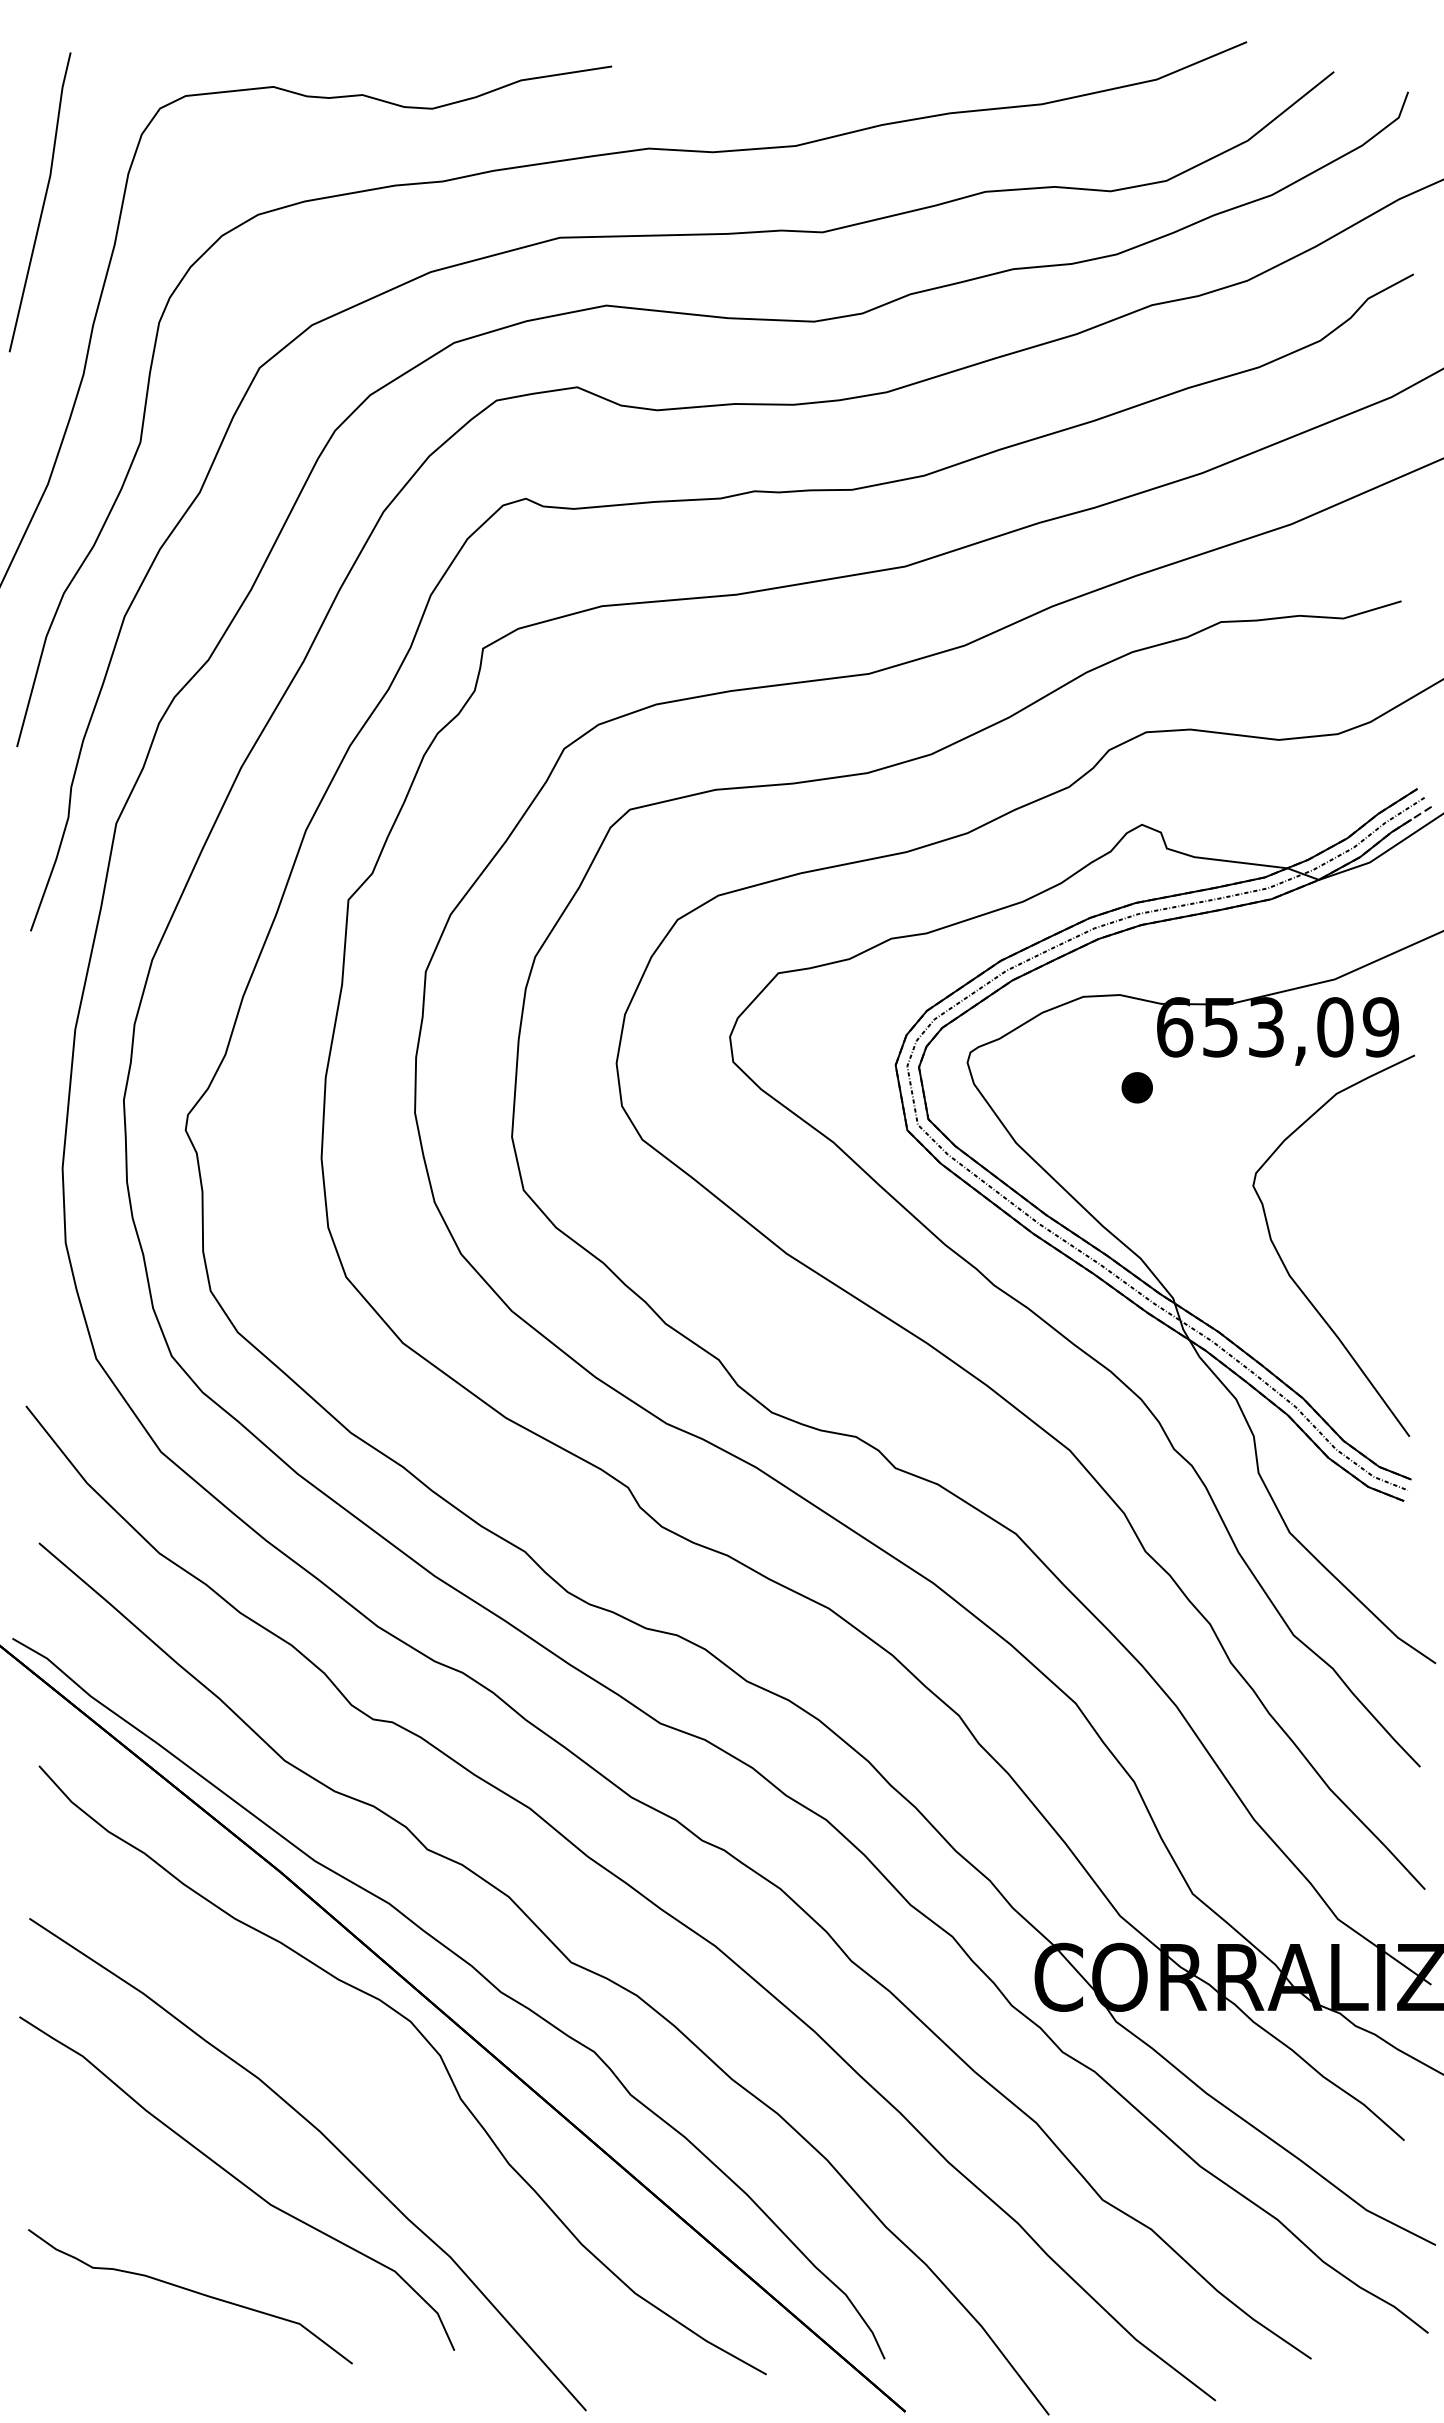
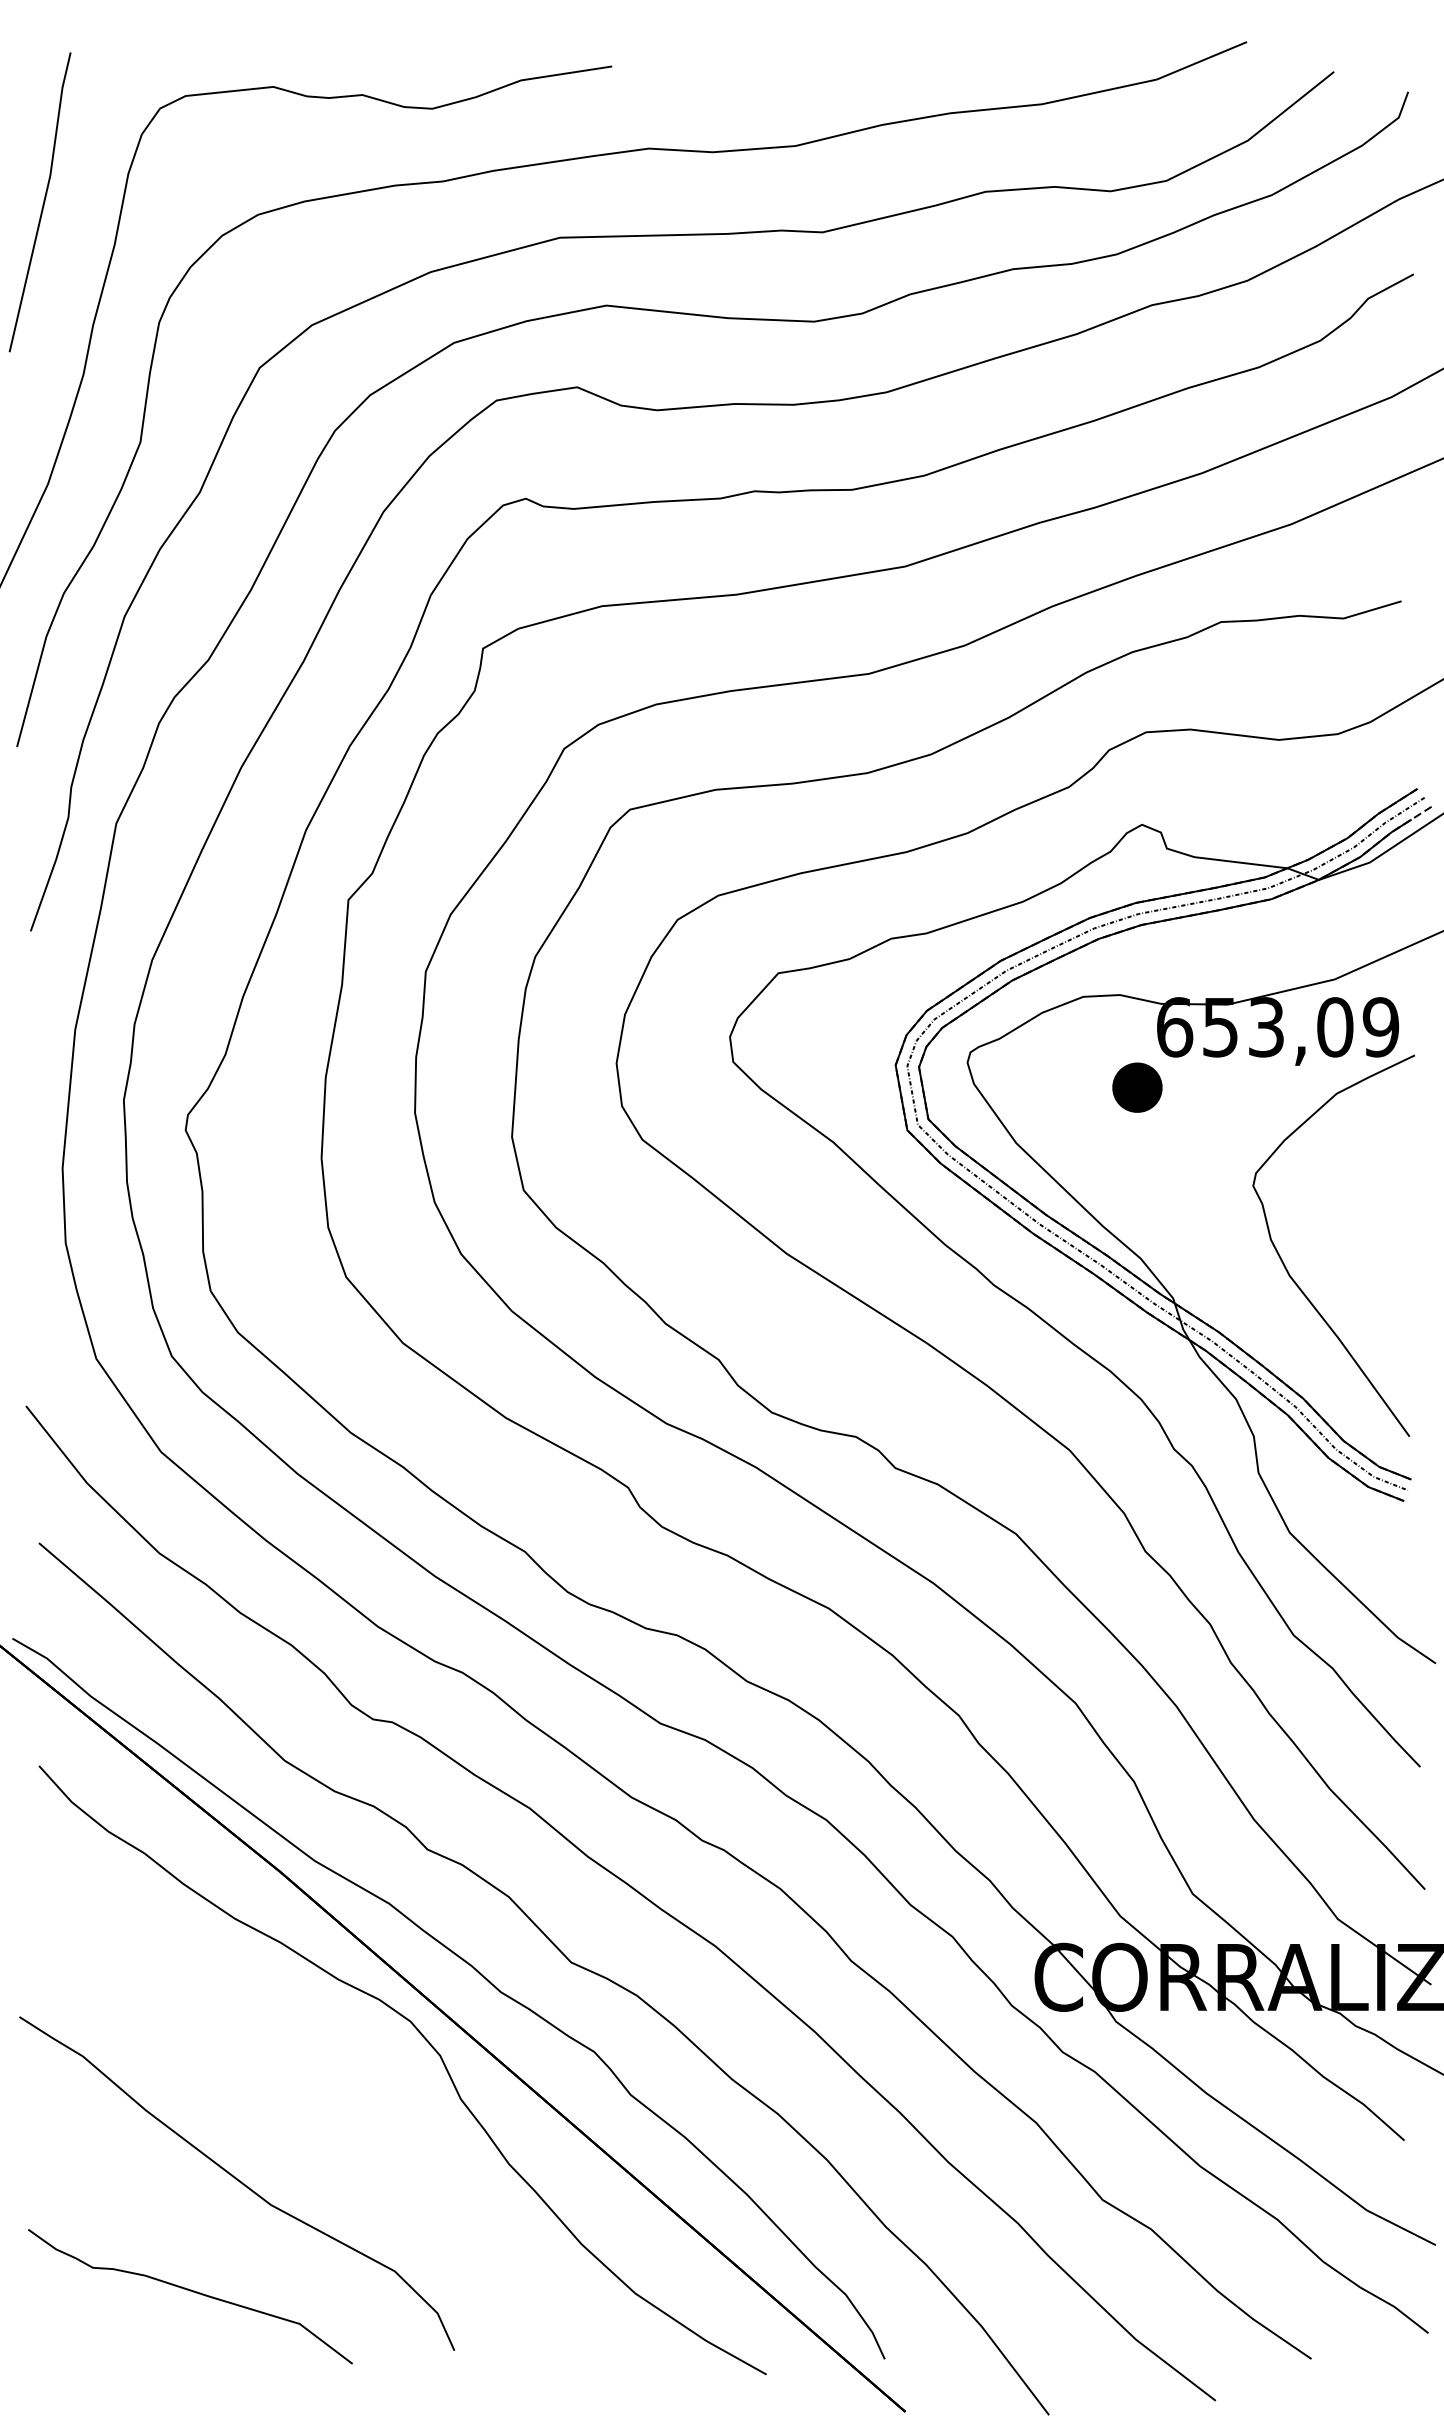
part size: 32x32 px -> 51x51 px (1137, 1087)
part: present -> none (329, 2142)
